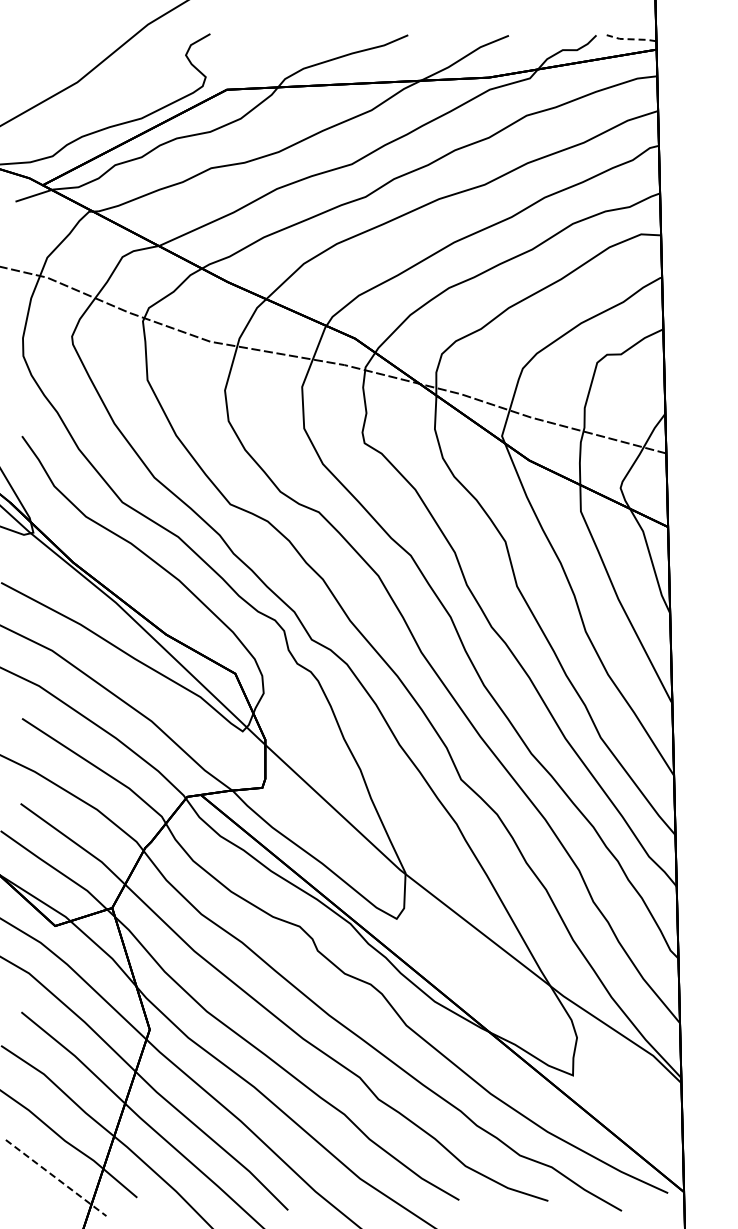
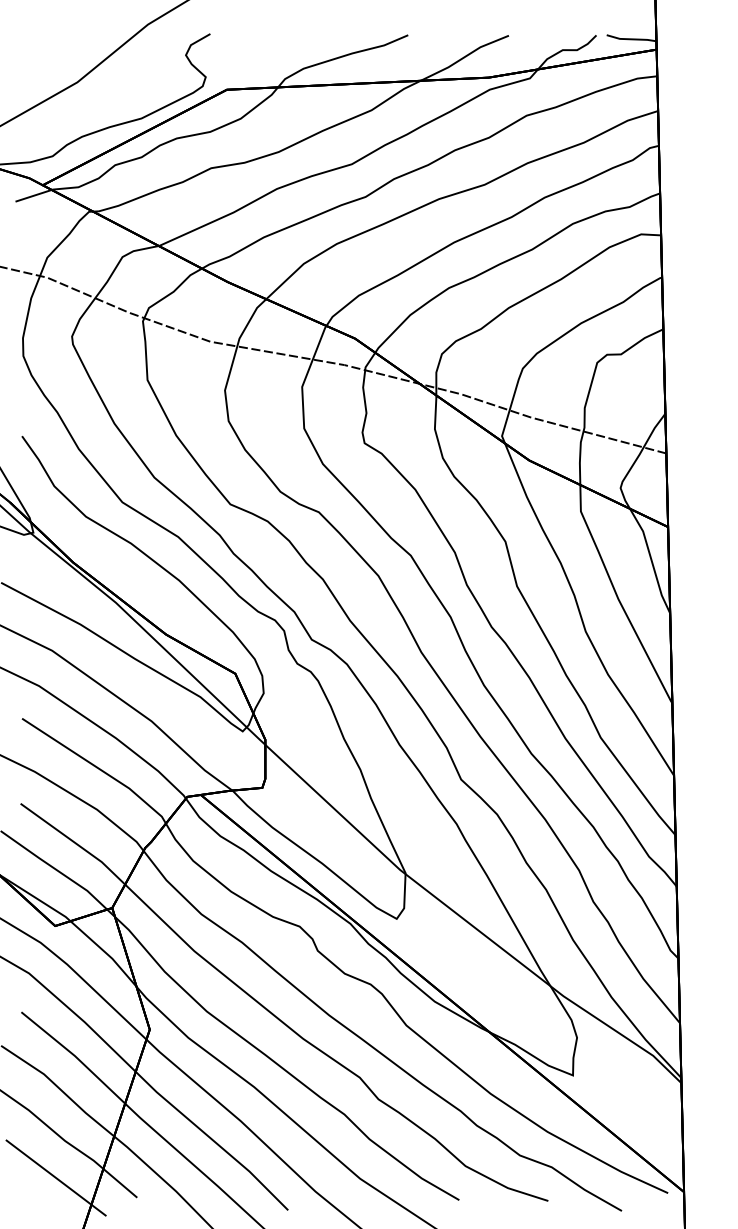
line: dashed -> solid (631, 39)
line: dashed -> solid (56, 1178)
